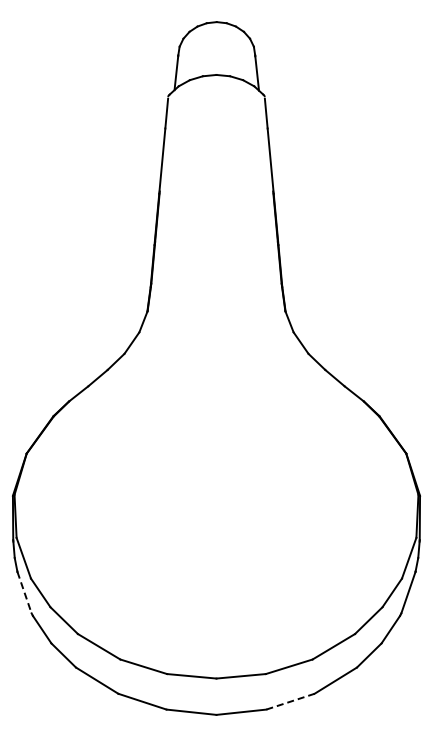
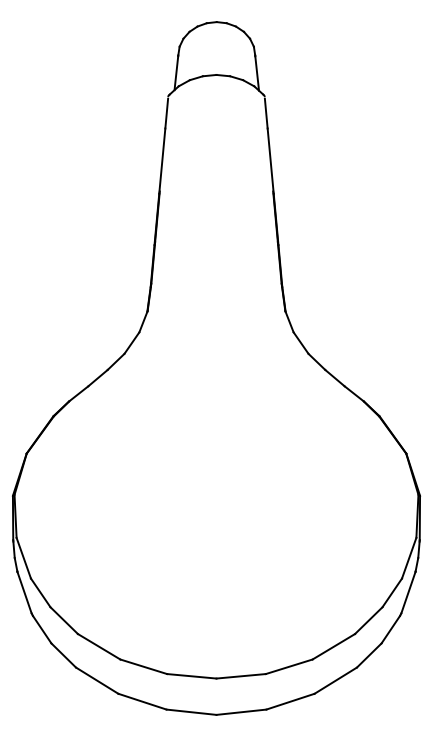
line: dashed -> solid (24, 592)
line: dashed -> solid (290, 701)
